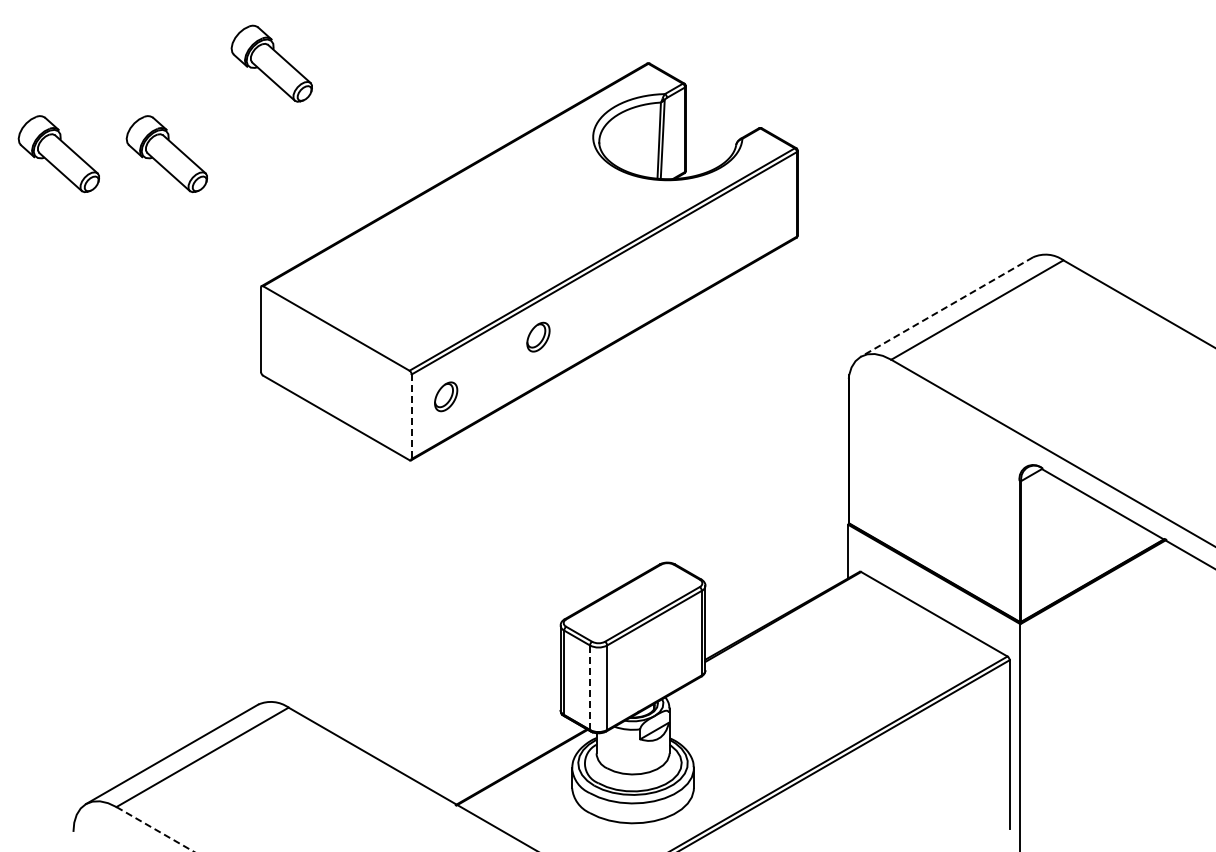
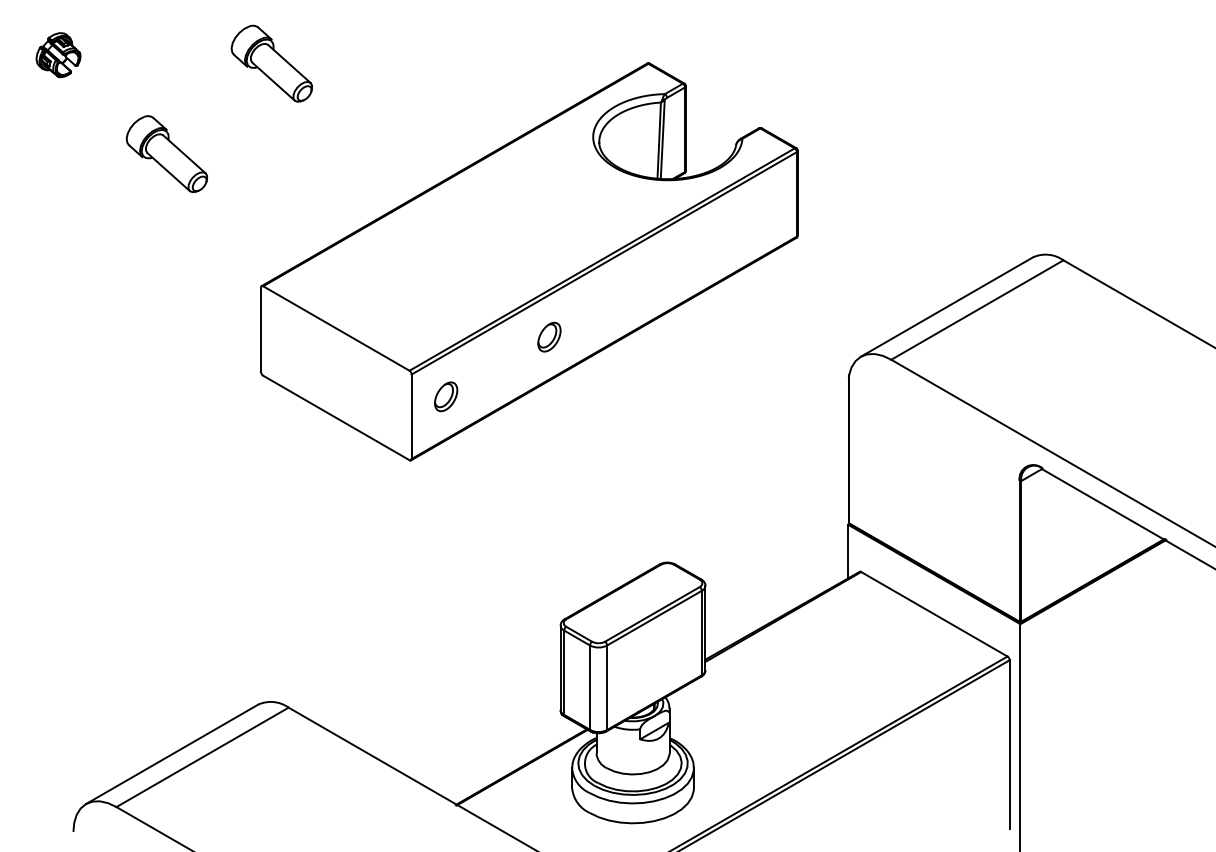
part: none -> present (58, 55)
part: present -> none (58, 154)
line: dashed -> solid (946, 307)
part position: (538, 336) -> (549, 336) (549, 336)
line: dashed -> solid (411, 417)
line: dashed -> solid (589, 687)
line: dashed -> solid (155, 829)
